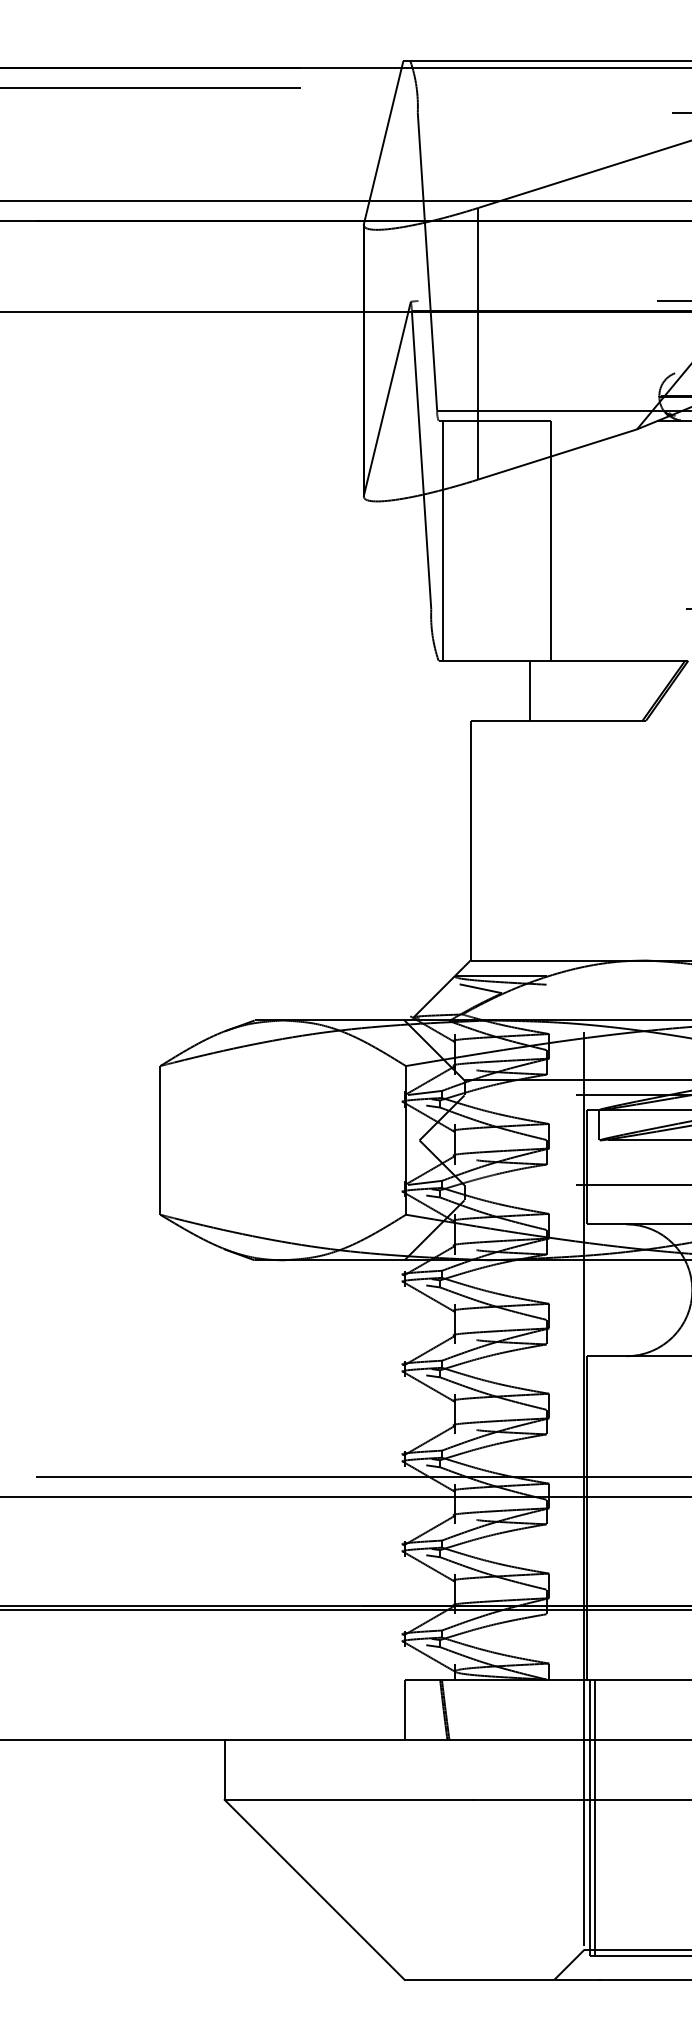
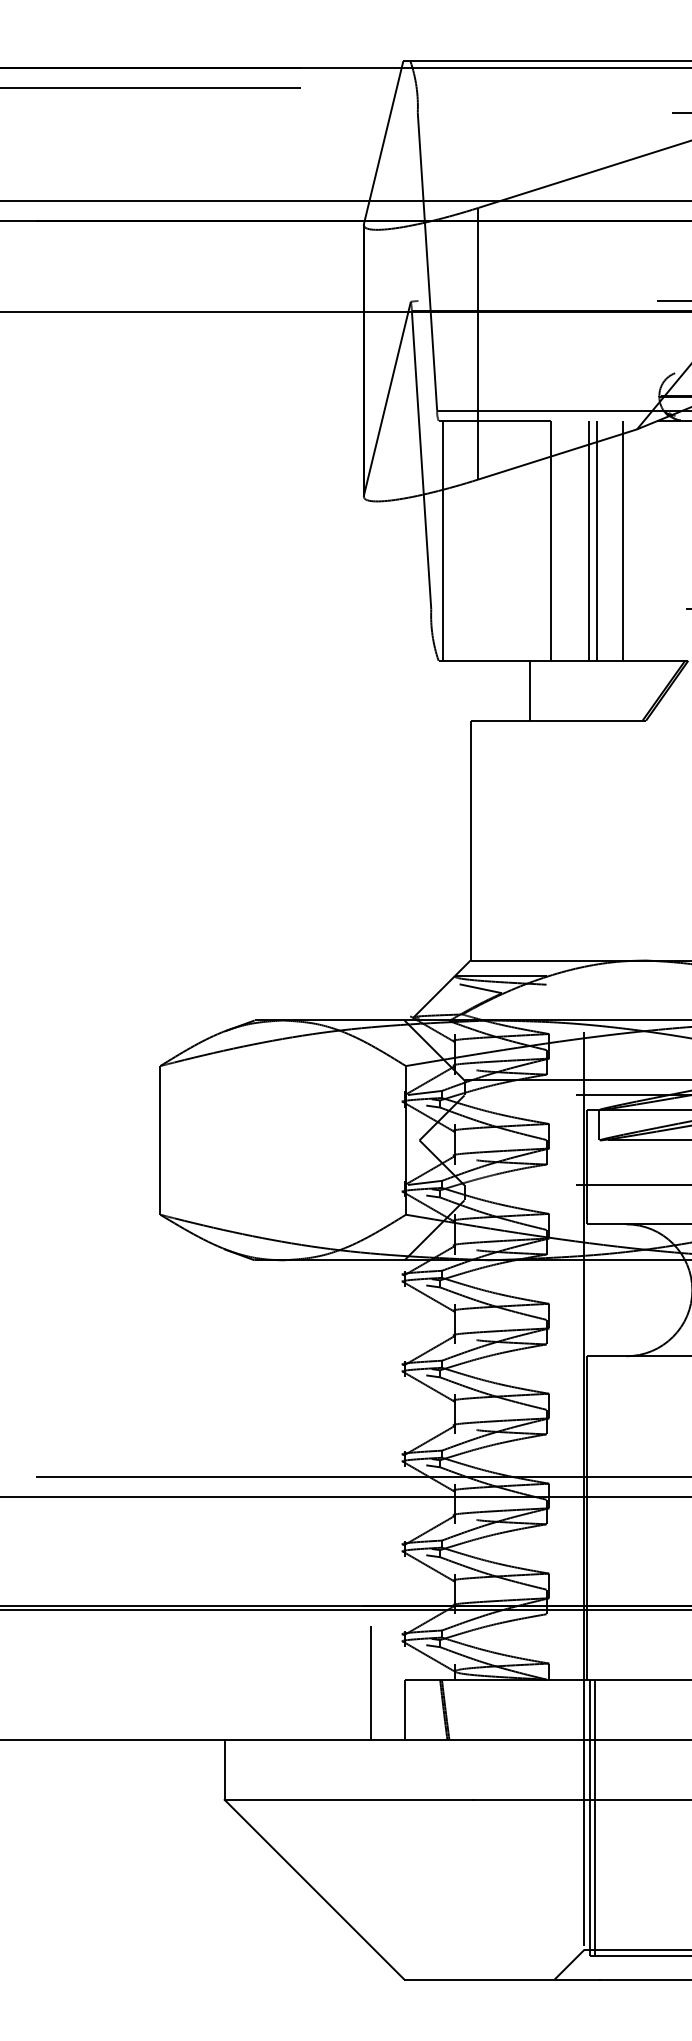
line: none -> present (589, 540)
line: none -> present (596, 540)
line: none -> present (623, 540)
line: none -> present (371, 1682)
